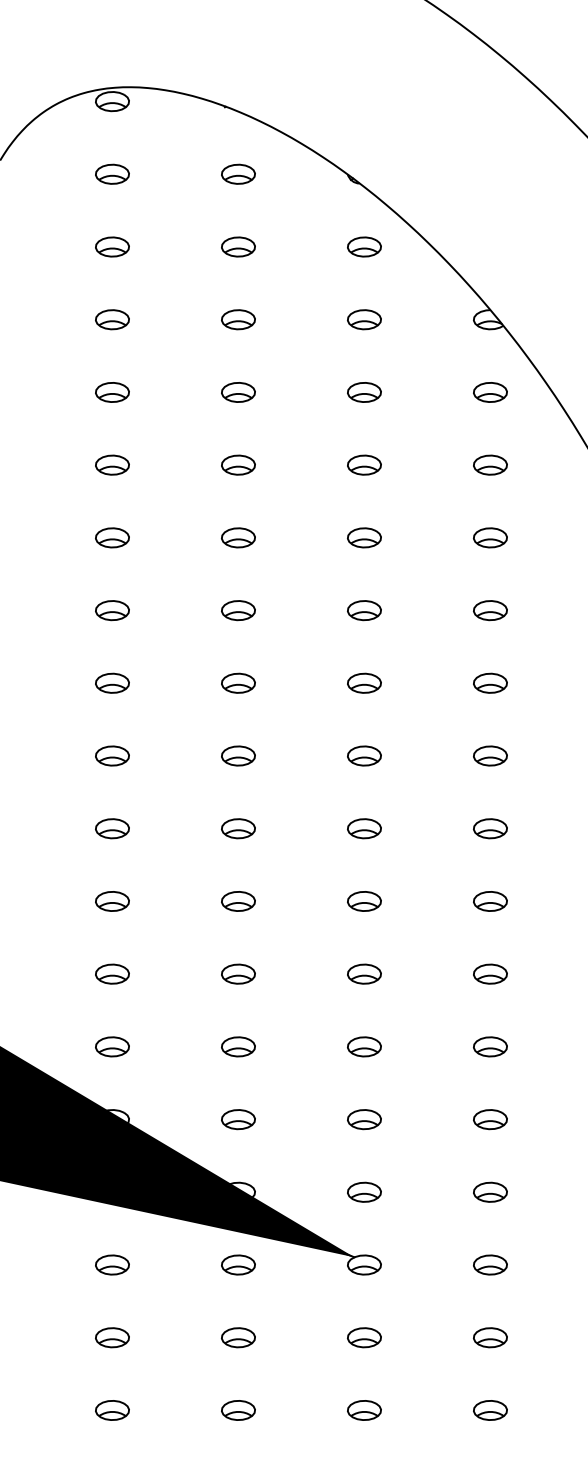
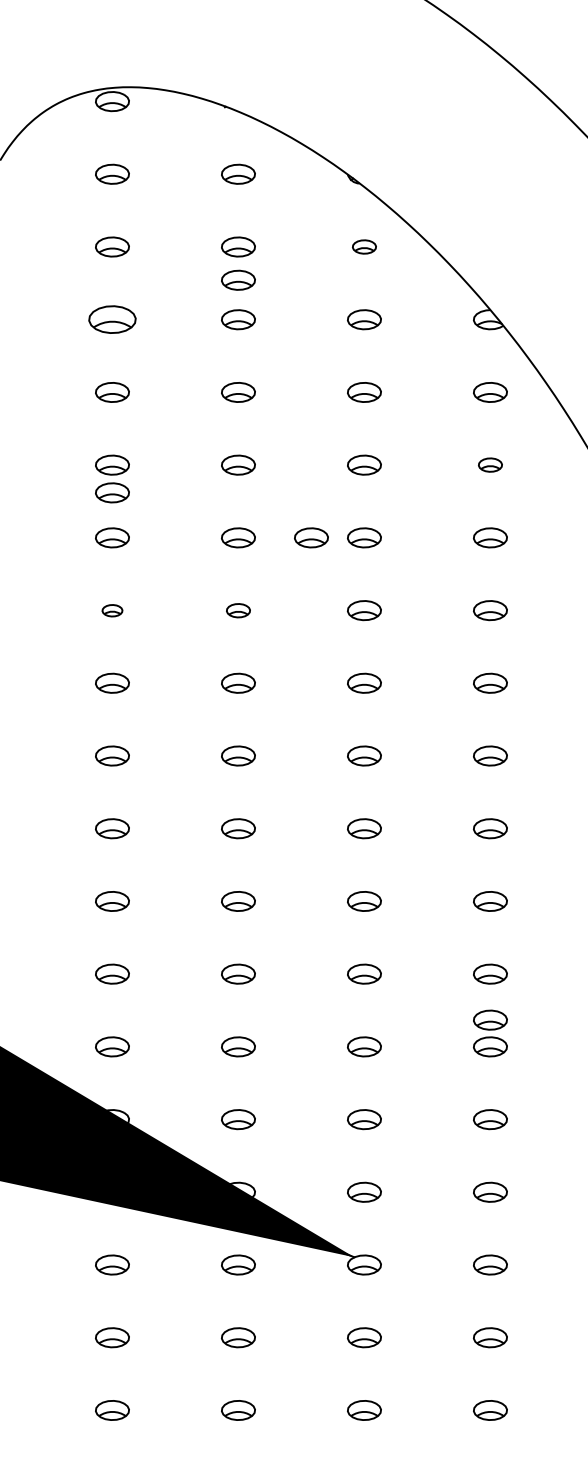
part size: 35x22 px -> 25x16 px (364, 246)
part: none -> present (238, 279)
part size: 35x22 px -> 49x29 px (112, 319)
part size: 35x22 px -> 25x16 px (490, 464)
part: none -> present (112, 492)
part: none -> present (311, 537)
part size: 35x22 px -> 23x14 px (112, 610)
part size: 35x22 px -> 25x16 px (238, 610)
part: none -> present (490, 1019)
